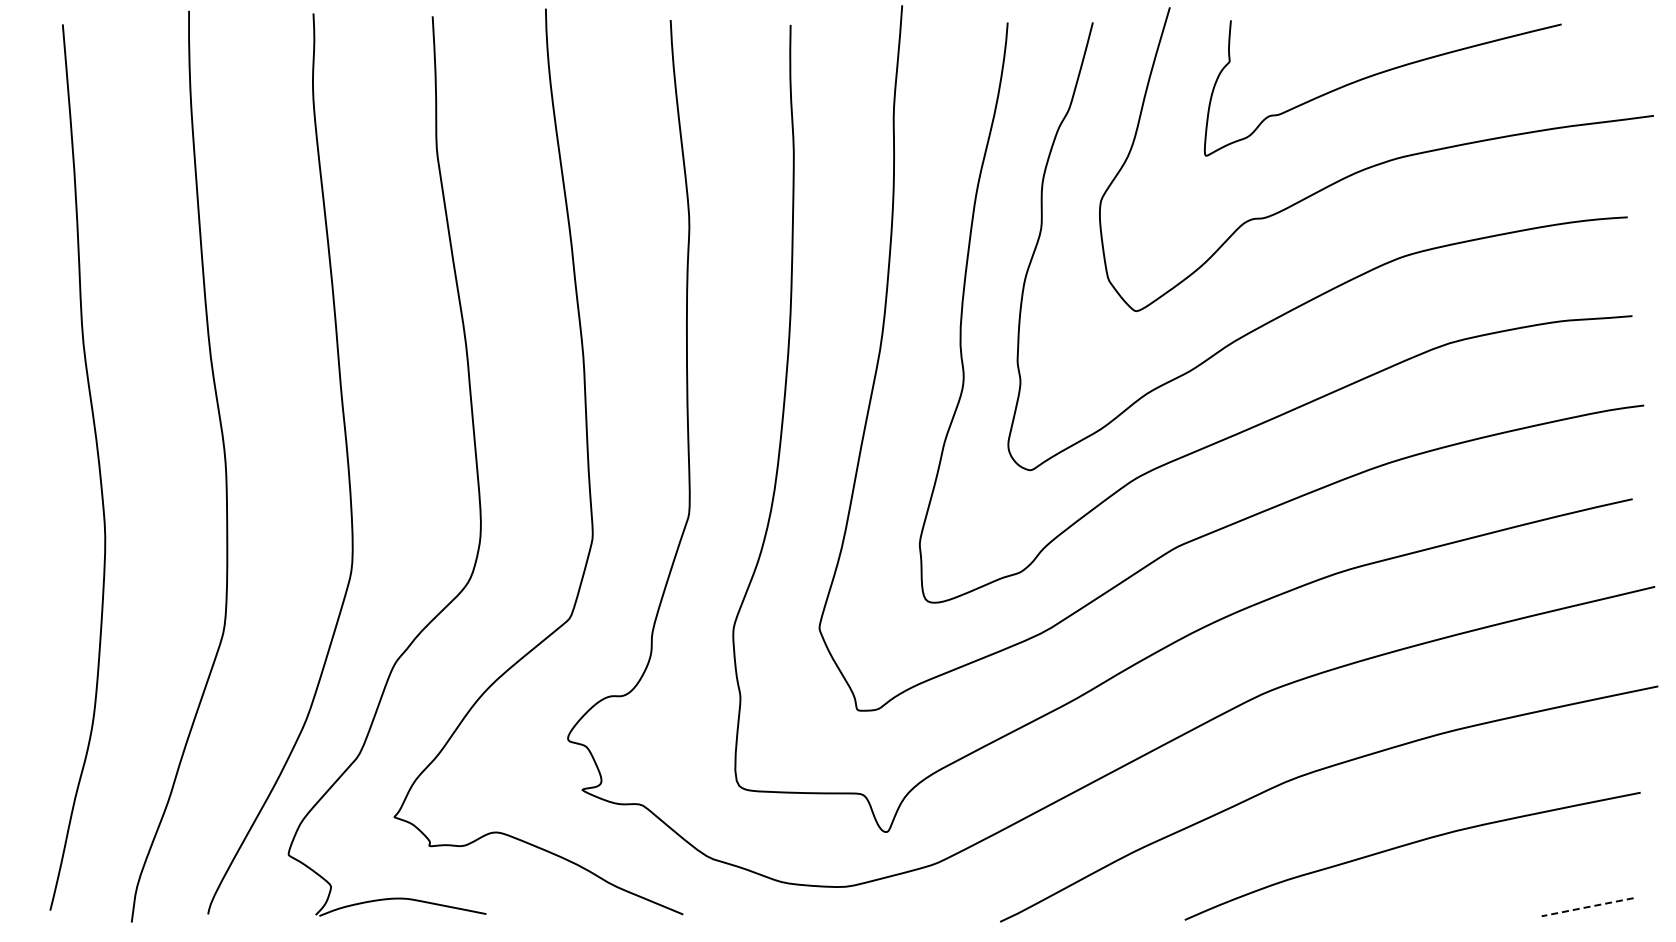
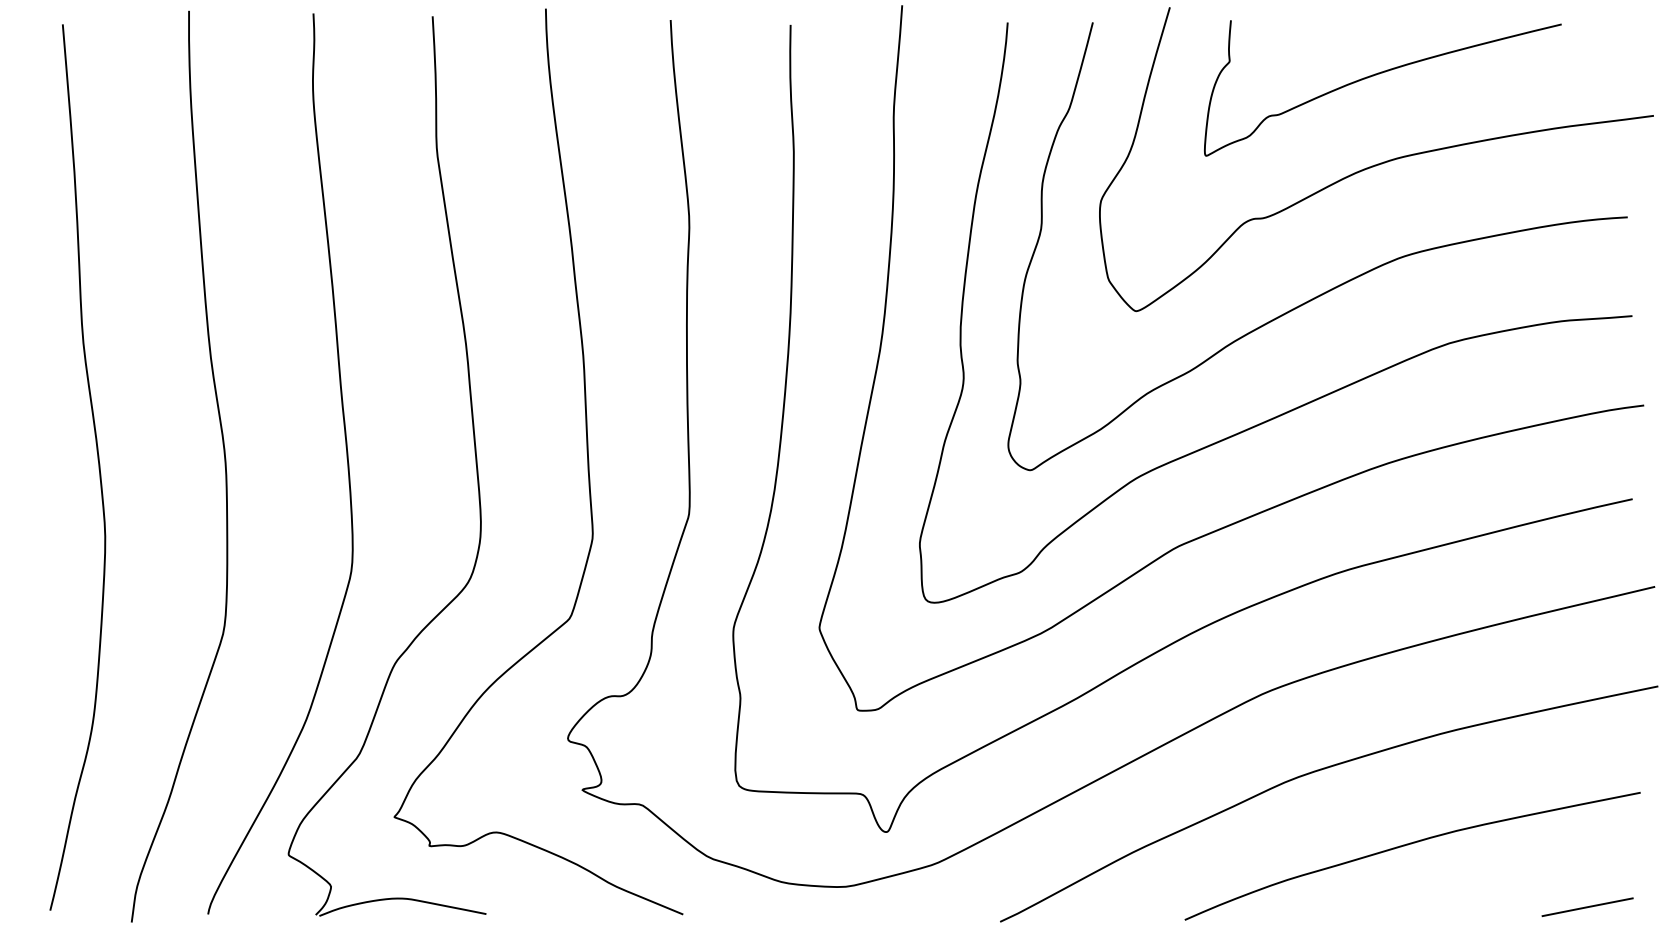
line: dashed -> solid (1587, 907)
